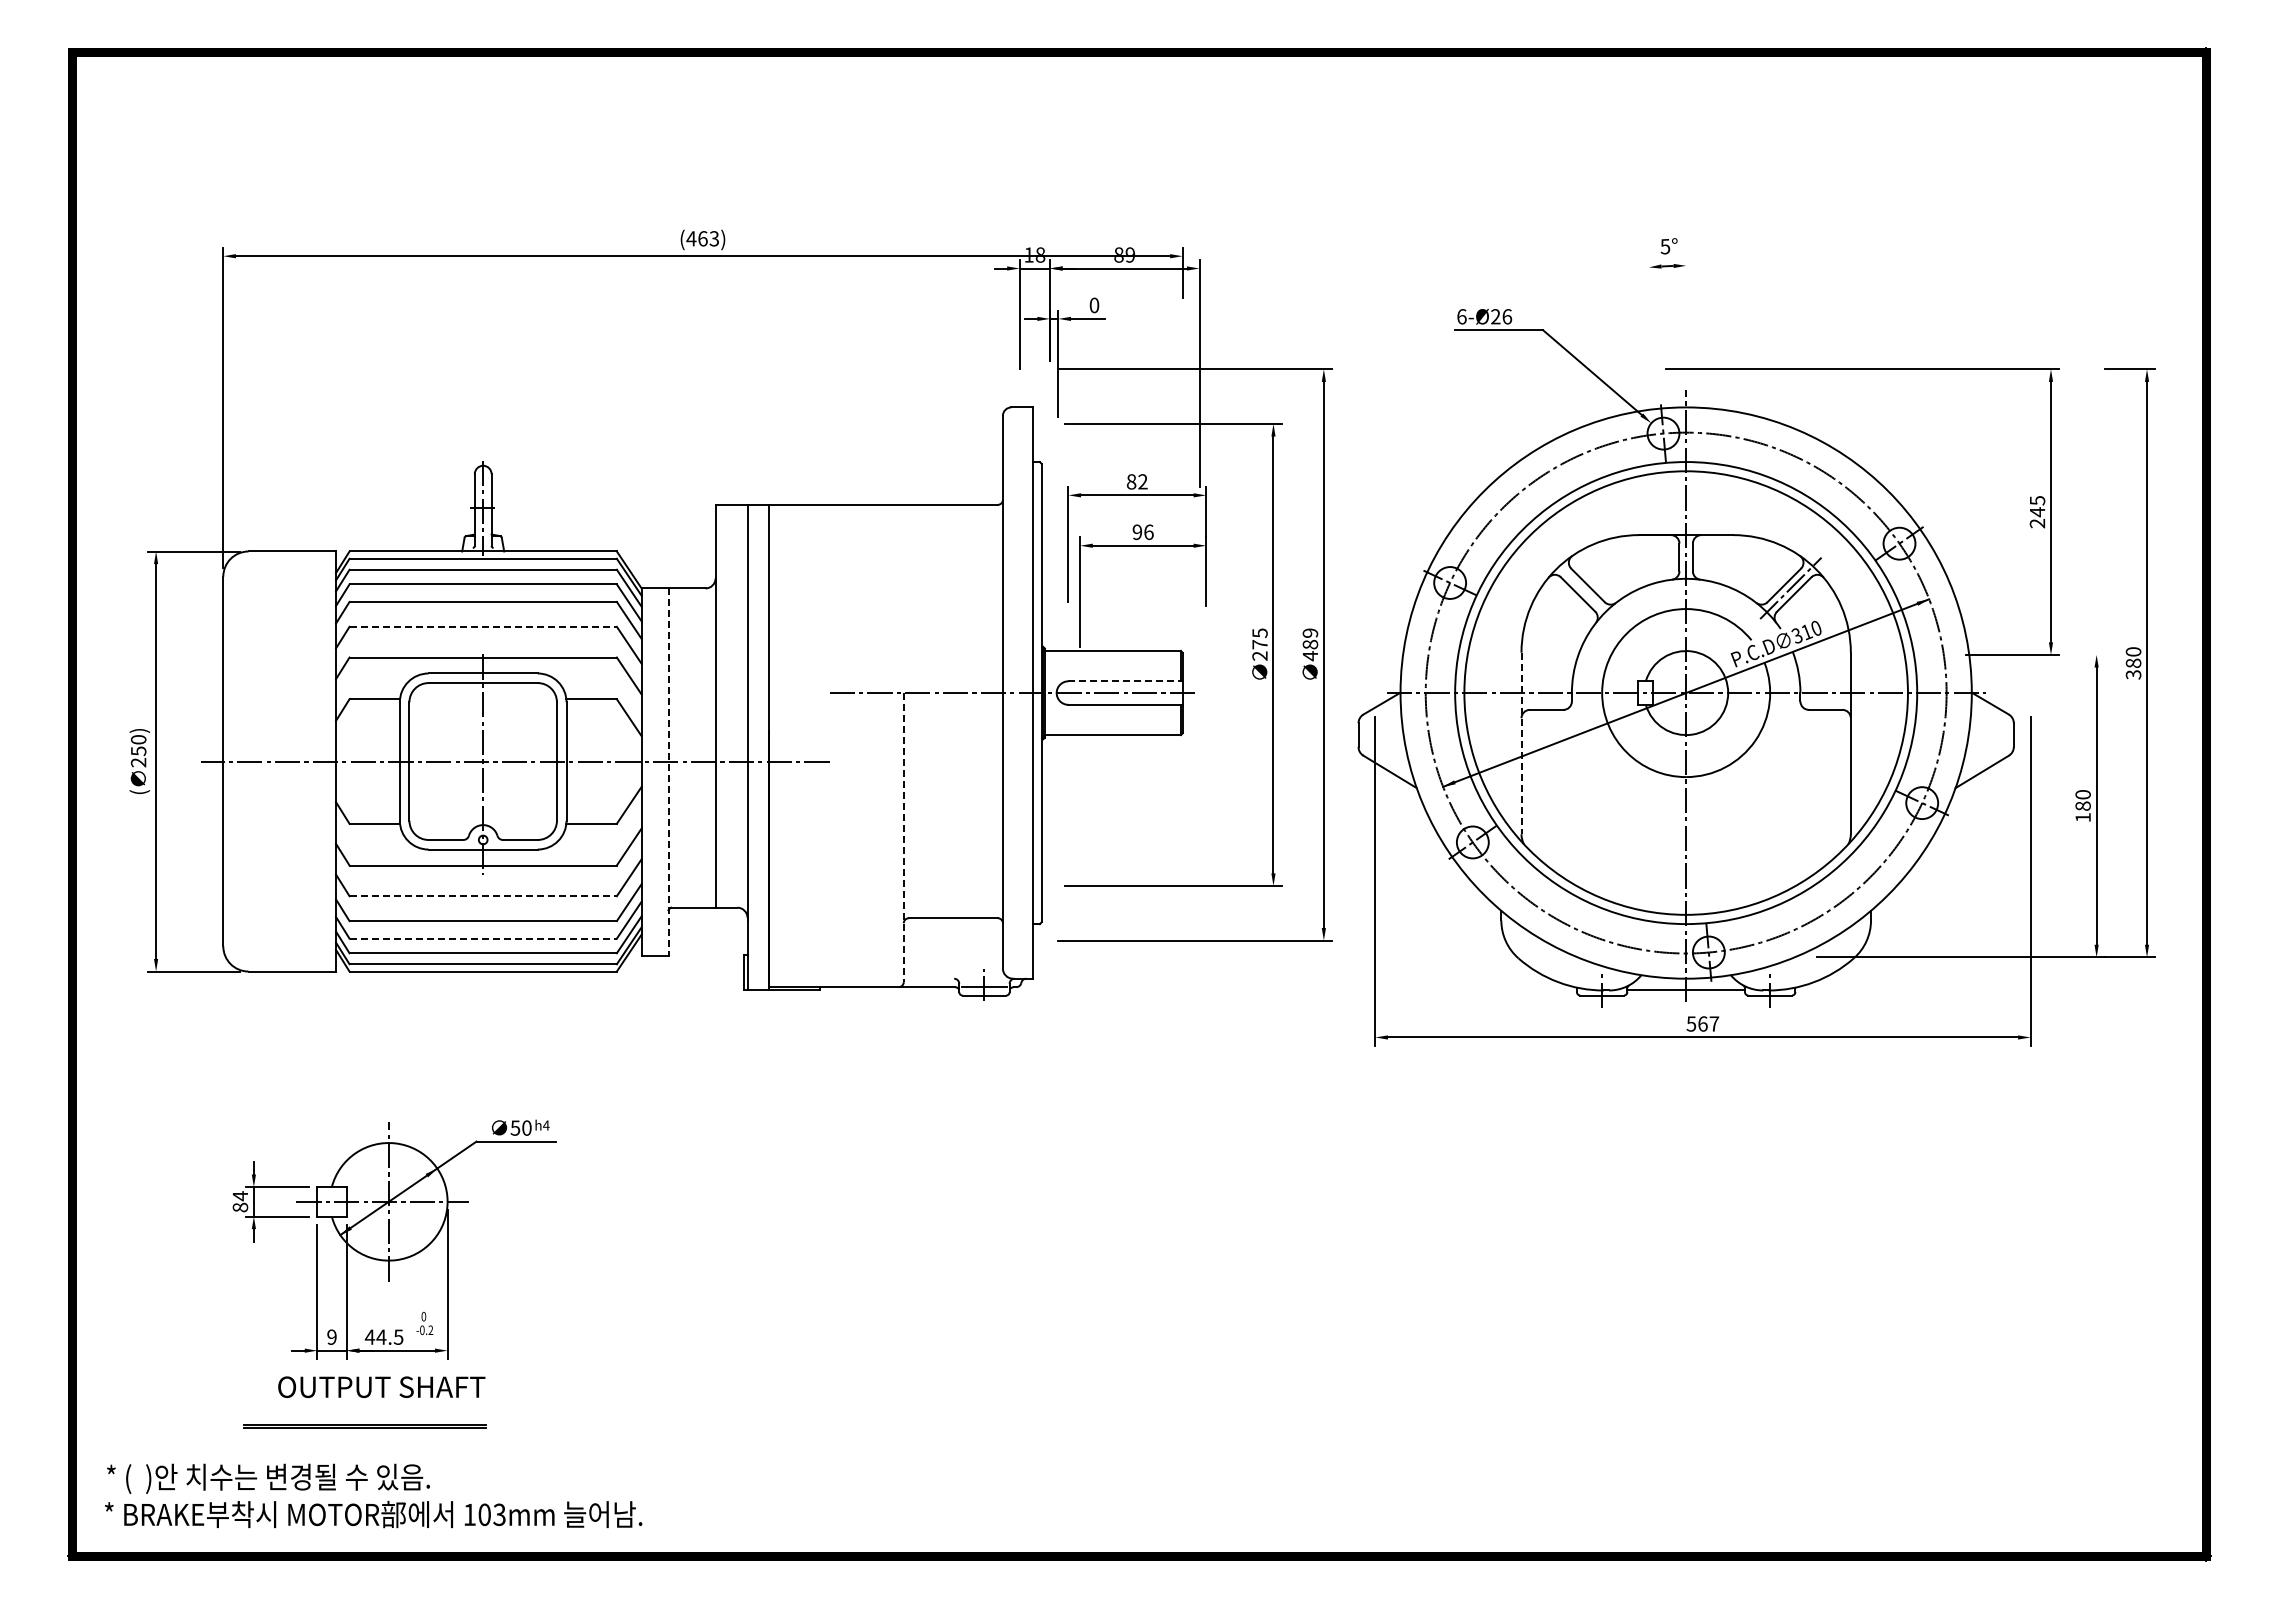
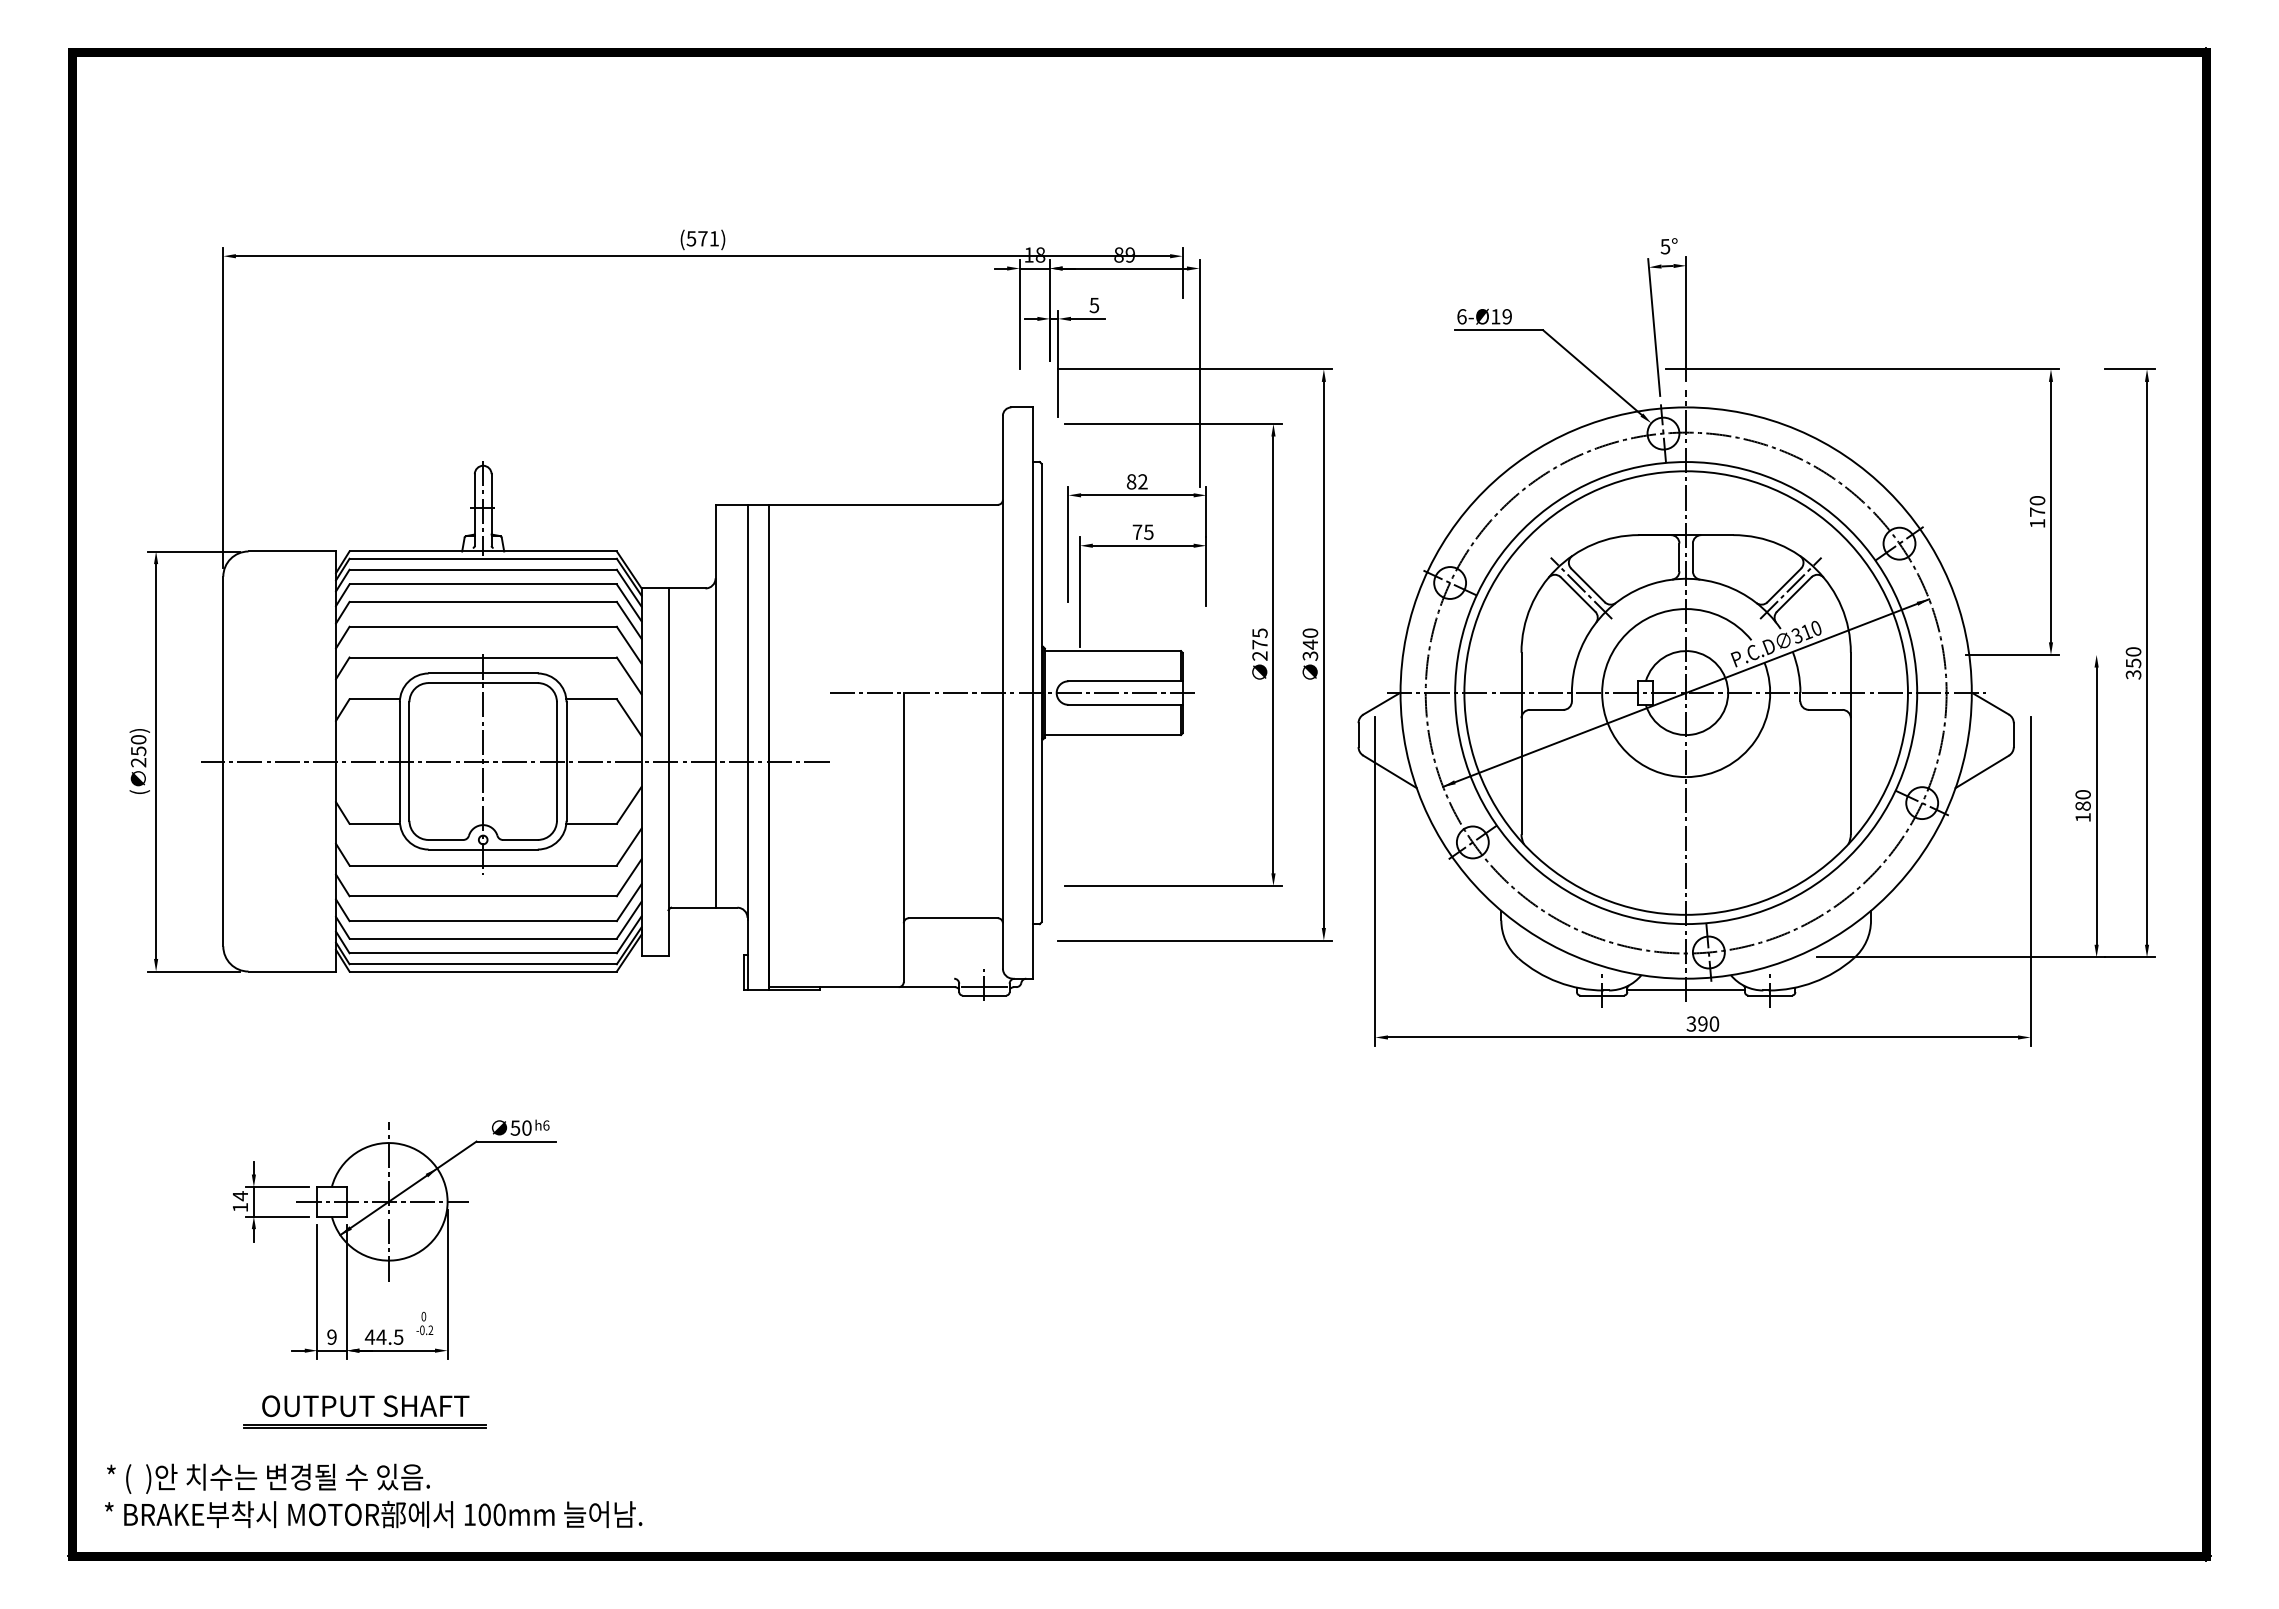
text: (463) -> (571) (702, 238)
text: 0 -> 5 (1094, 305)
text: 6-Ø26 -> 6-Ø19 (1501, 316)
line: none -> present (1686, 319)
line: none -> present (1654, 327)
text: 245 -> 170 (2037, 512)
text: 96 -> 75 (1142, 532)
line: none -> present (1581, 588)
line: dashed -> solid (483, 626)
text: 489 -> 340 (1310, 644)
text: 380 -> 350 (2133, 663)
line: dashed -> solid (1126, 681)
line: dashed -> solid (1521, 743)
line: dashed -> solid (668, 772)
line: dashed -> solid (903, 837)
line: dashed -> solid (483, 896)
line: dashed -> solid (483, 938)
text: 567 -> 390 (1703, 1023)
text: h4 -> h6 (546, 1125)
text: 84 -> 14 (240, 1207)
text position: (381, 1386) -> (365, 1405) (365, 1405)
text: 103mm -> 100mm (499, 1514)
